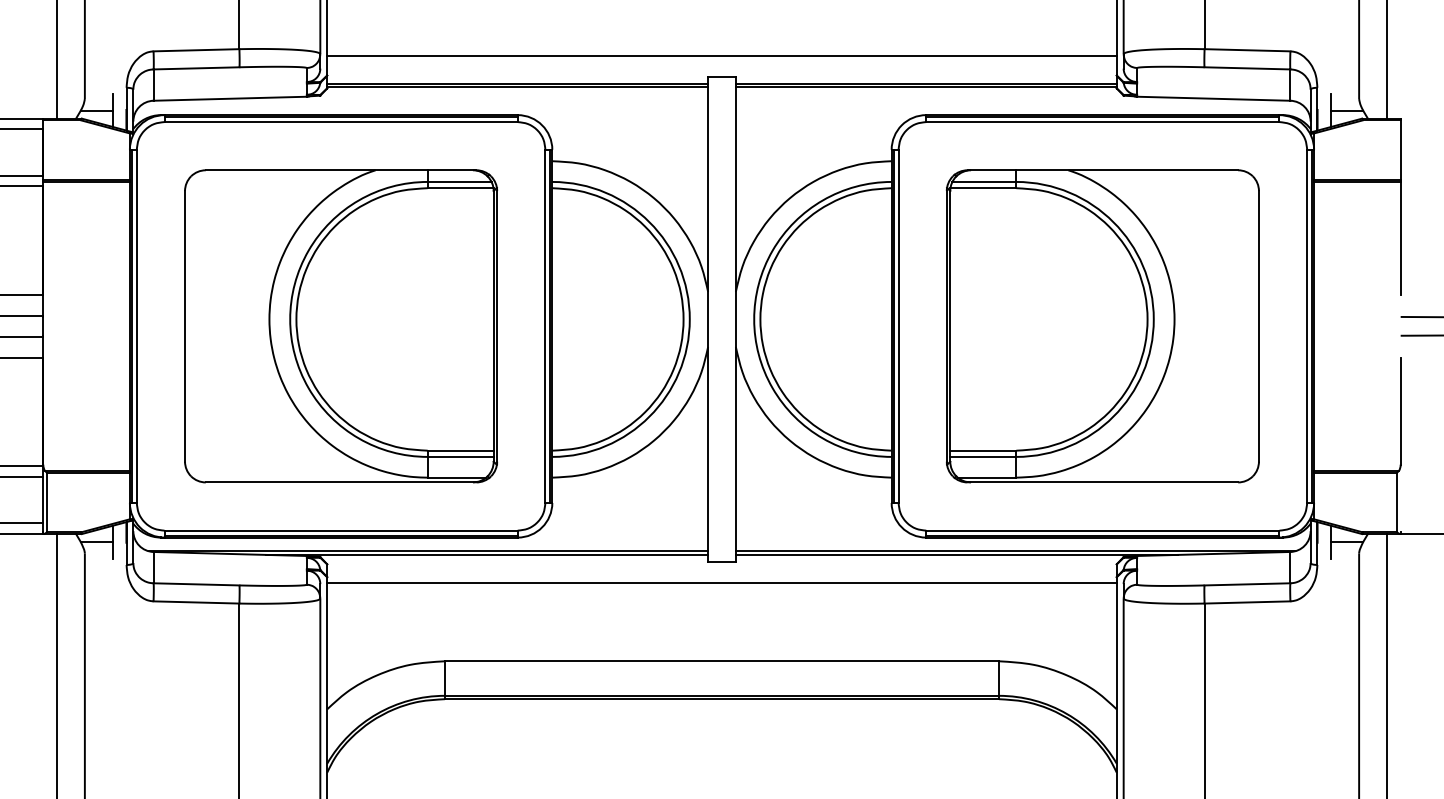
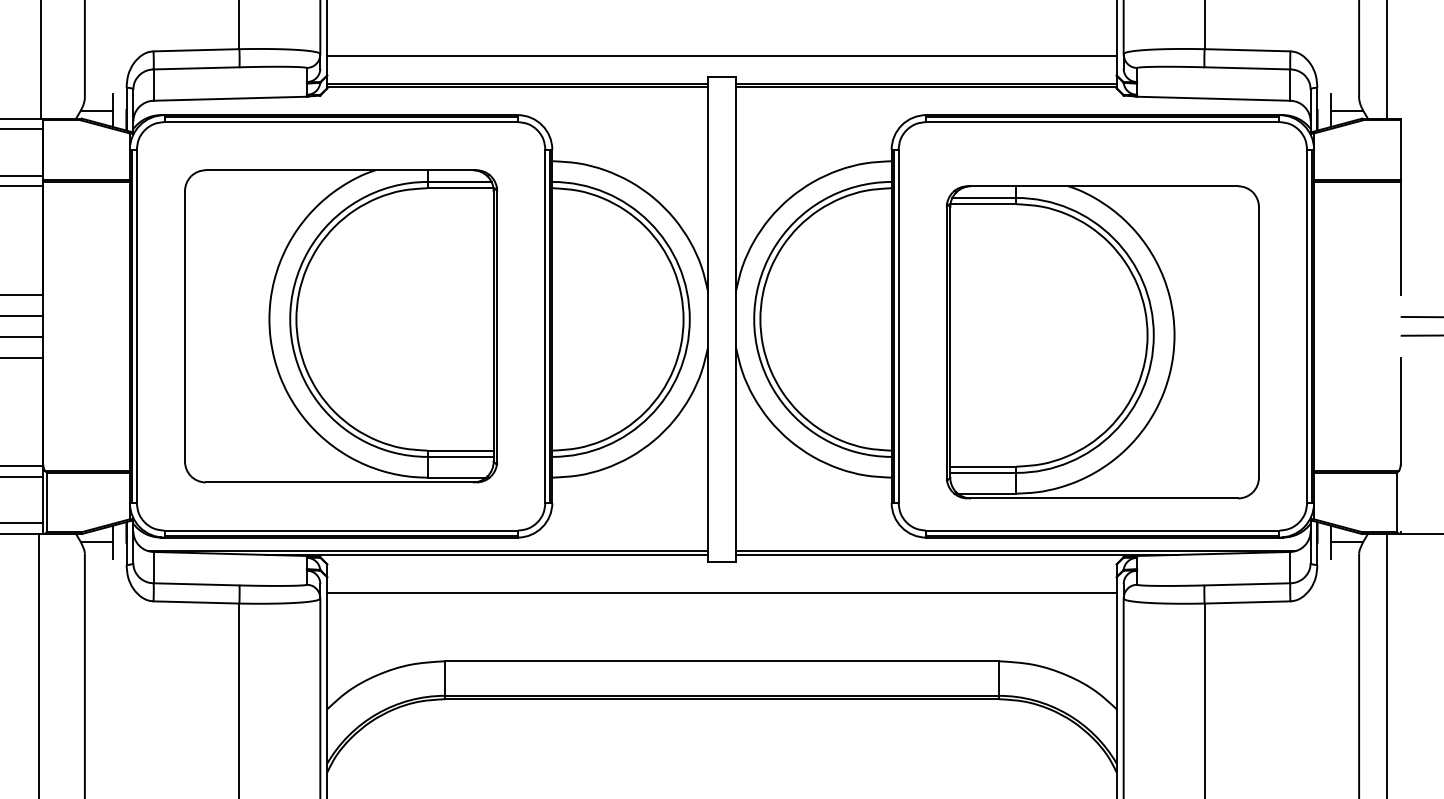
line position: (57, 60) -> (41, 60) (41, 60)
part position: (1102, 326) -> (1102, 342) (1102, 342)
line position: (721, 582) -> (721, 592) (721, 592)
line position: (57, 664) -> (39, 664) (39, 664)
